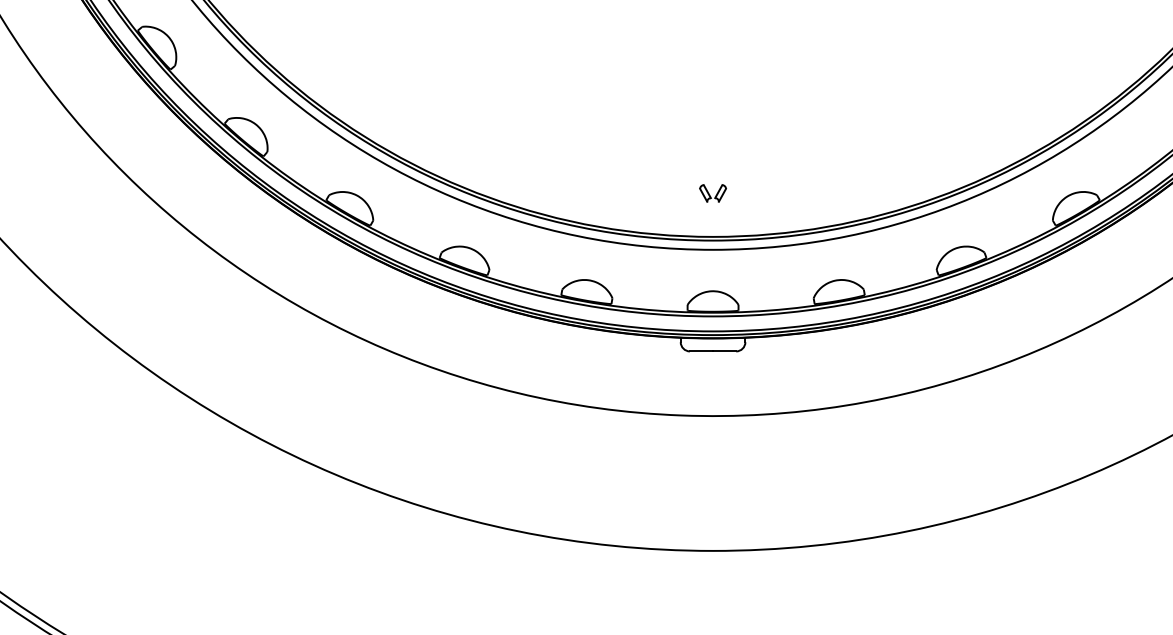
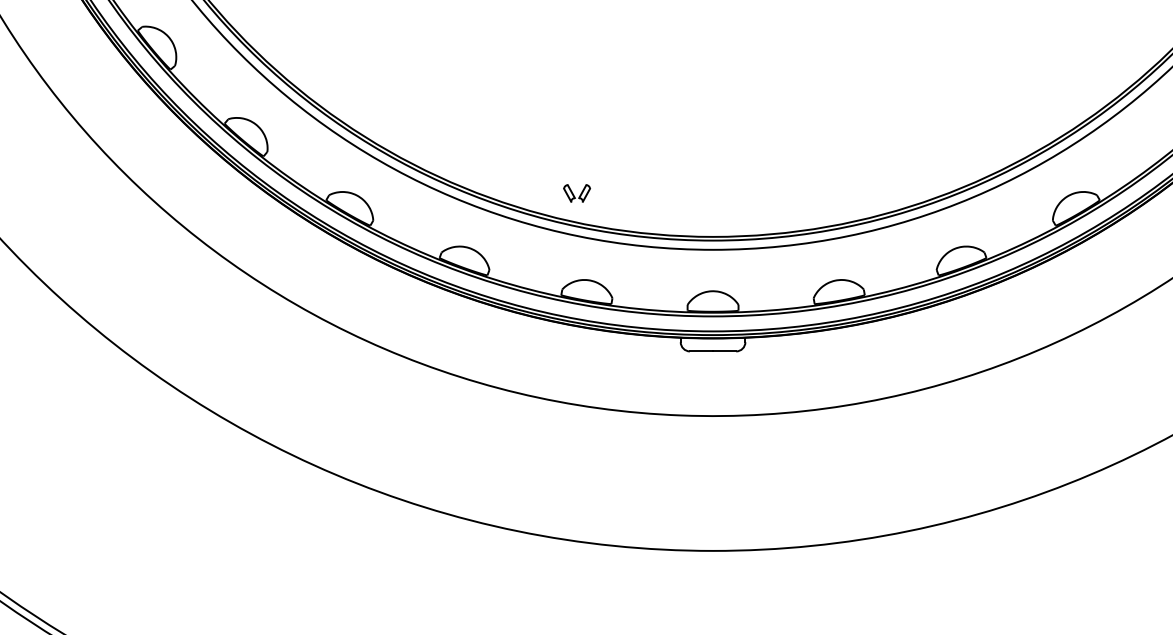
part position: (712, 193) -> (576, 193) (576, 193)
